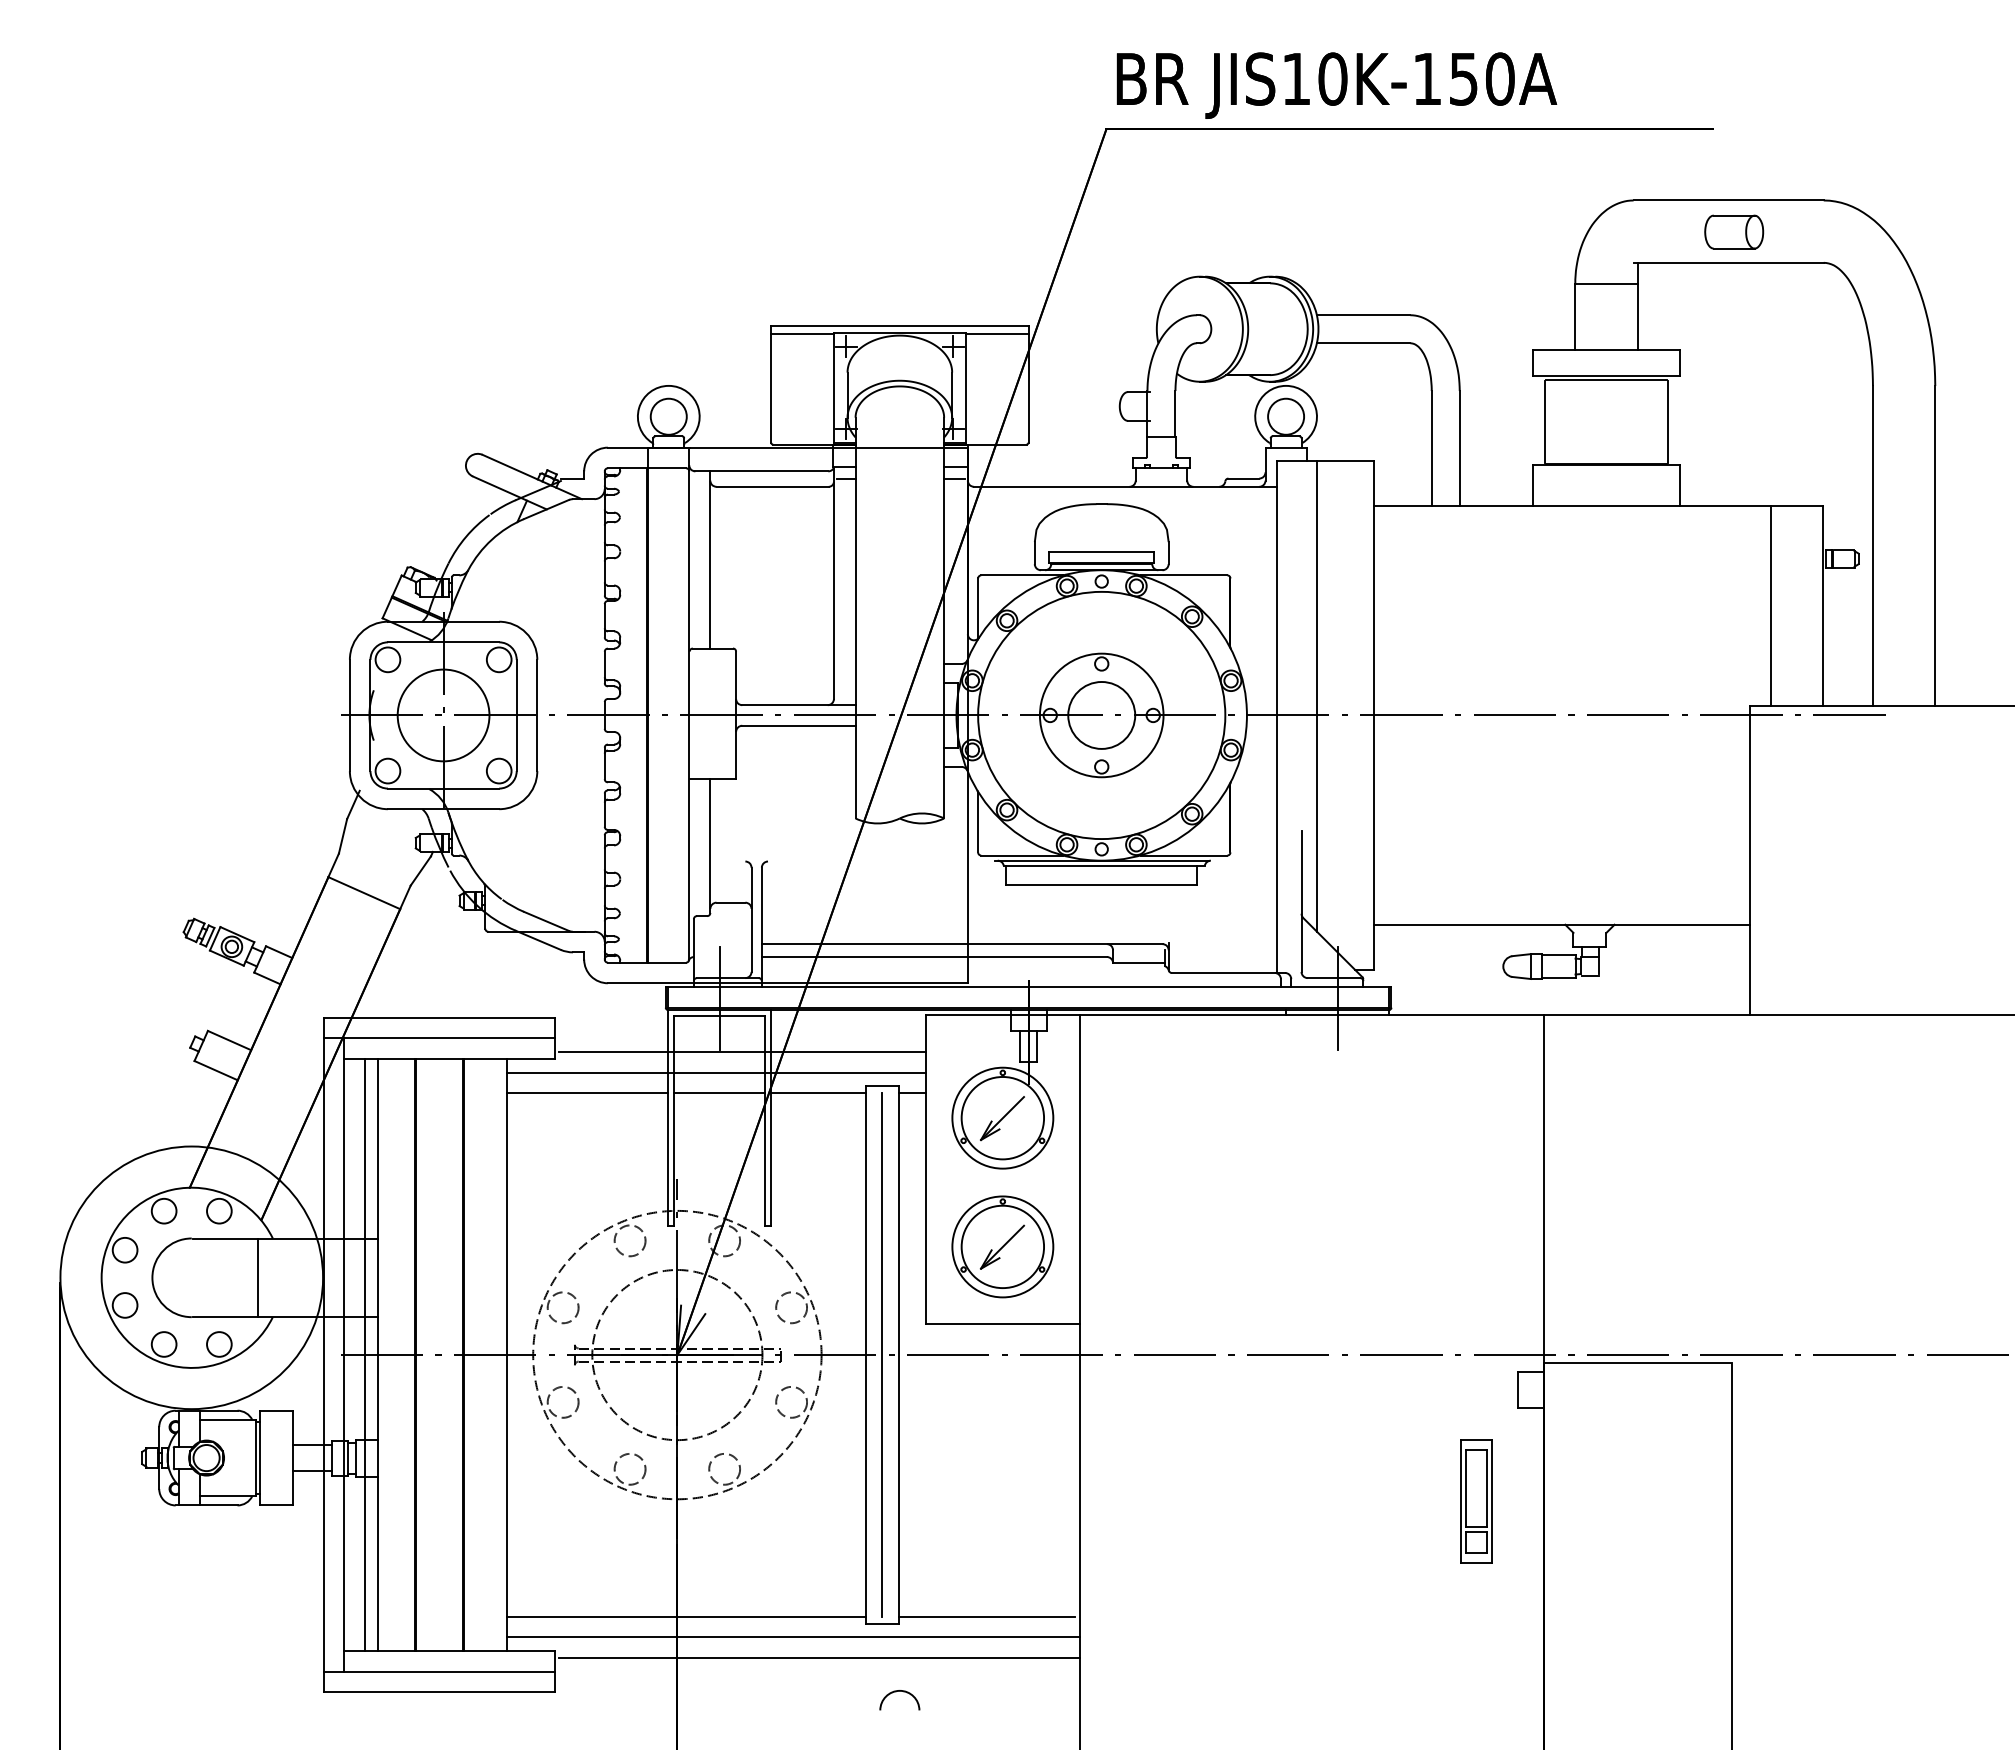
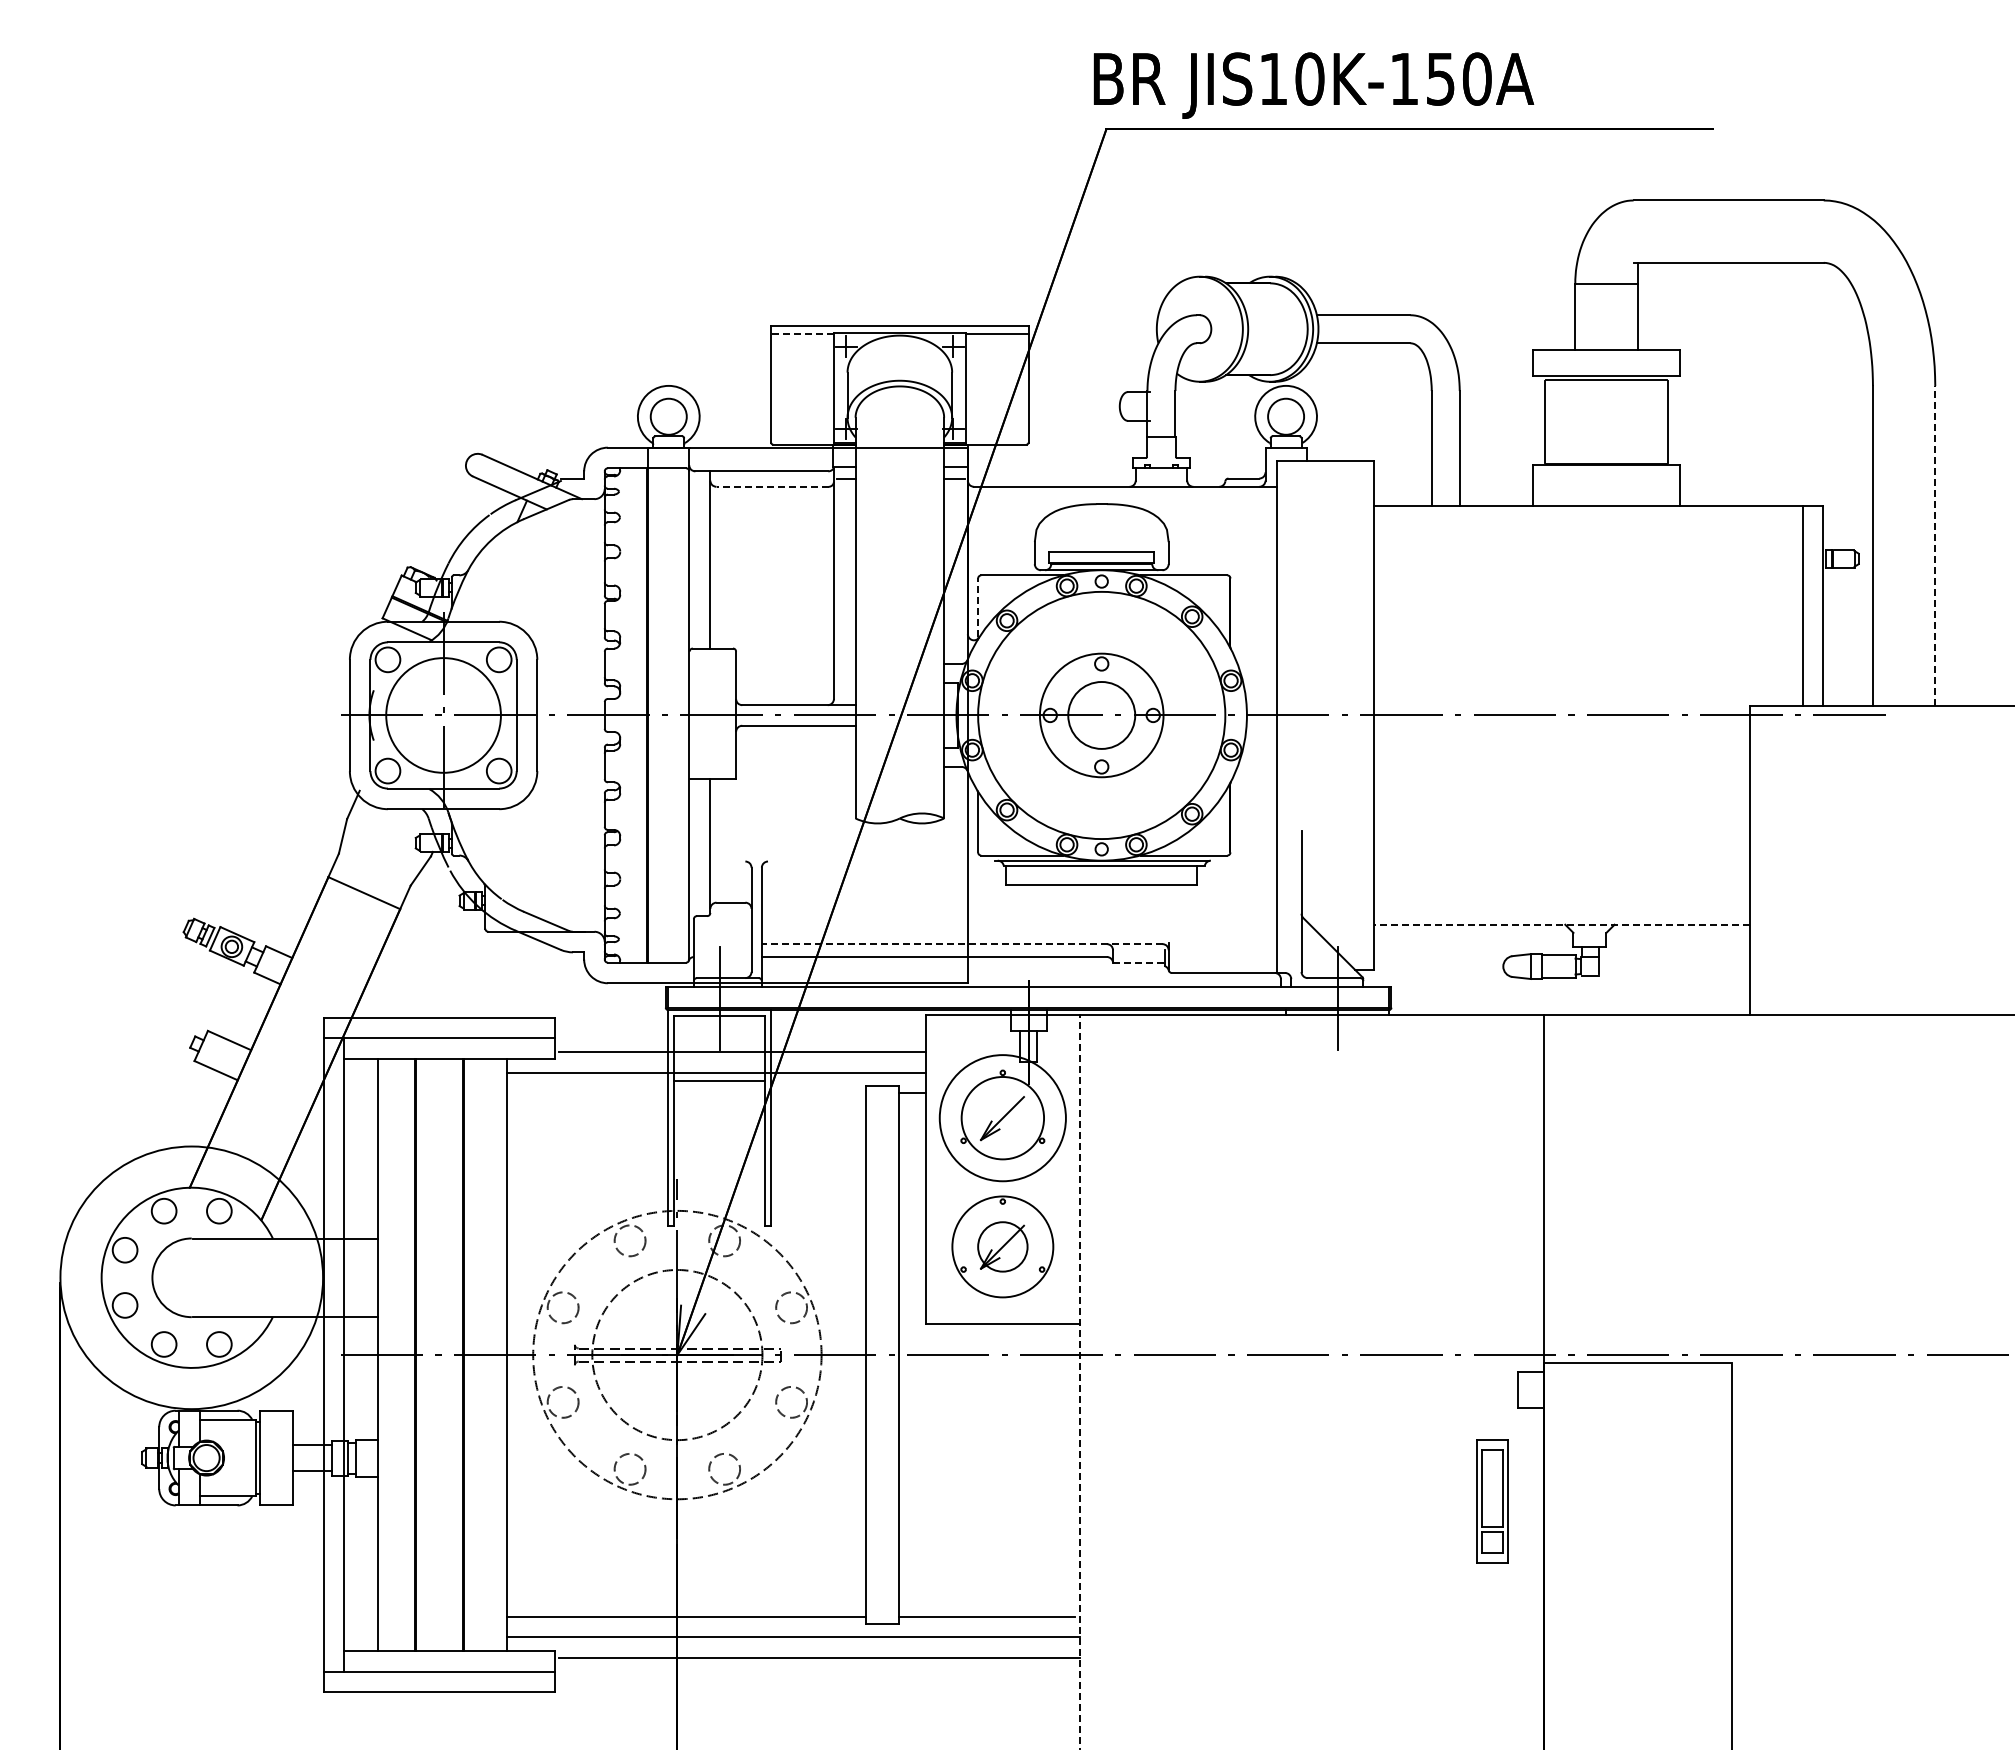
text position: (1336, 85) -> (1313, 85) (1313, 85)
part: present -> none (1734, 231)
line: solid -> dashed (802, 334)
line: solid -> dashed (772, 486)
line: solid -> dashed (1935, 545)
line position: (1771, 606) -> (1803, 606) (1803, 606)
line: solid -> dashed (978, 607)
line: present -> none (1317, 696)
circle diameter: 92 px -> 115 px (443, 715)
line: solid -> dashed (1561, 924)
line: solid -> dashed (961, 944)
line: solid -> dashed (1138, 962)
line: present -> none (587, 1093)
line position: (719, 1093) -> (719, 1081) (719, 1081)
line: present -> none (818, 1093)
circle diameter: 101 px -> 126 px (1002, 1118)
circle diameter: 82 px -> 49 px (1002, 1246)
line: present -> none (258, 1277)
line: present -> none (364, 1354)
line: present -> none (882, 1354)
line: solid -> dashed (1080, 1382)
part position: (1476, 1501) -> (1492, 1501) (1492, 1501)
arc: present -> none (896, 1692)
